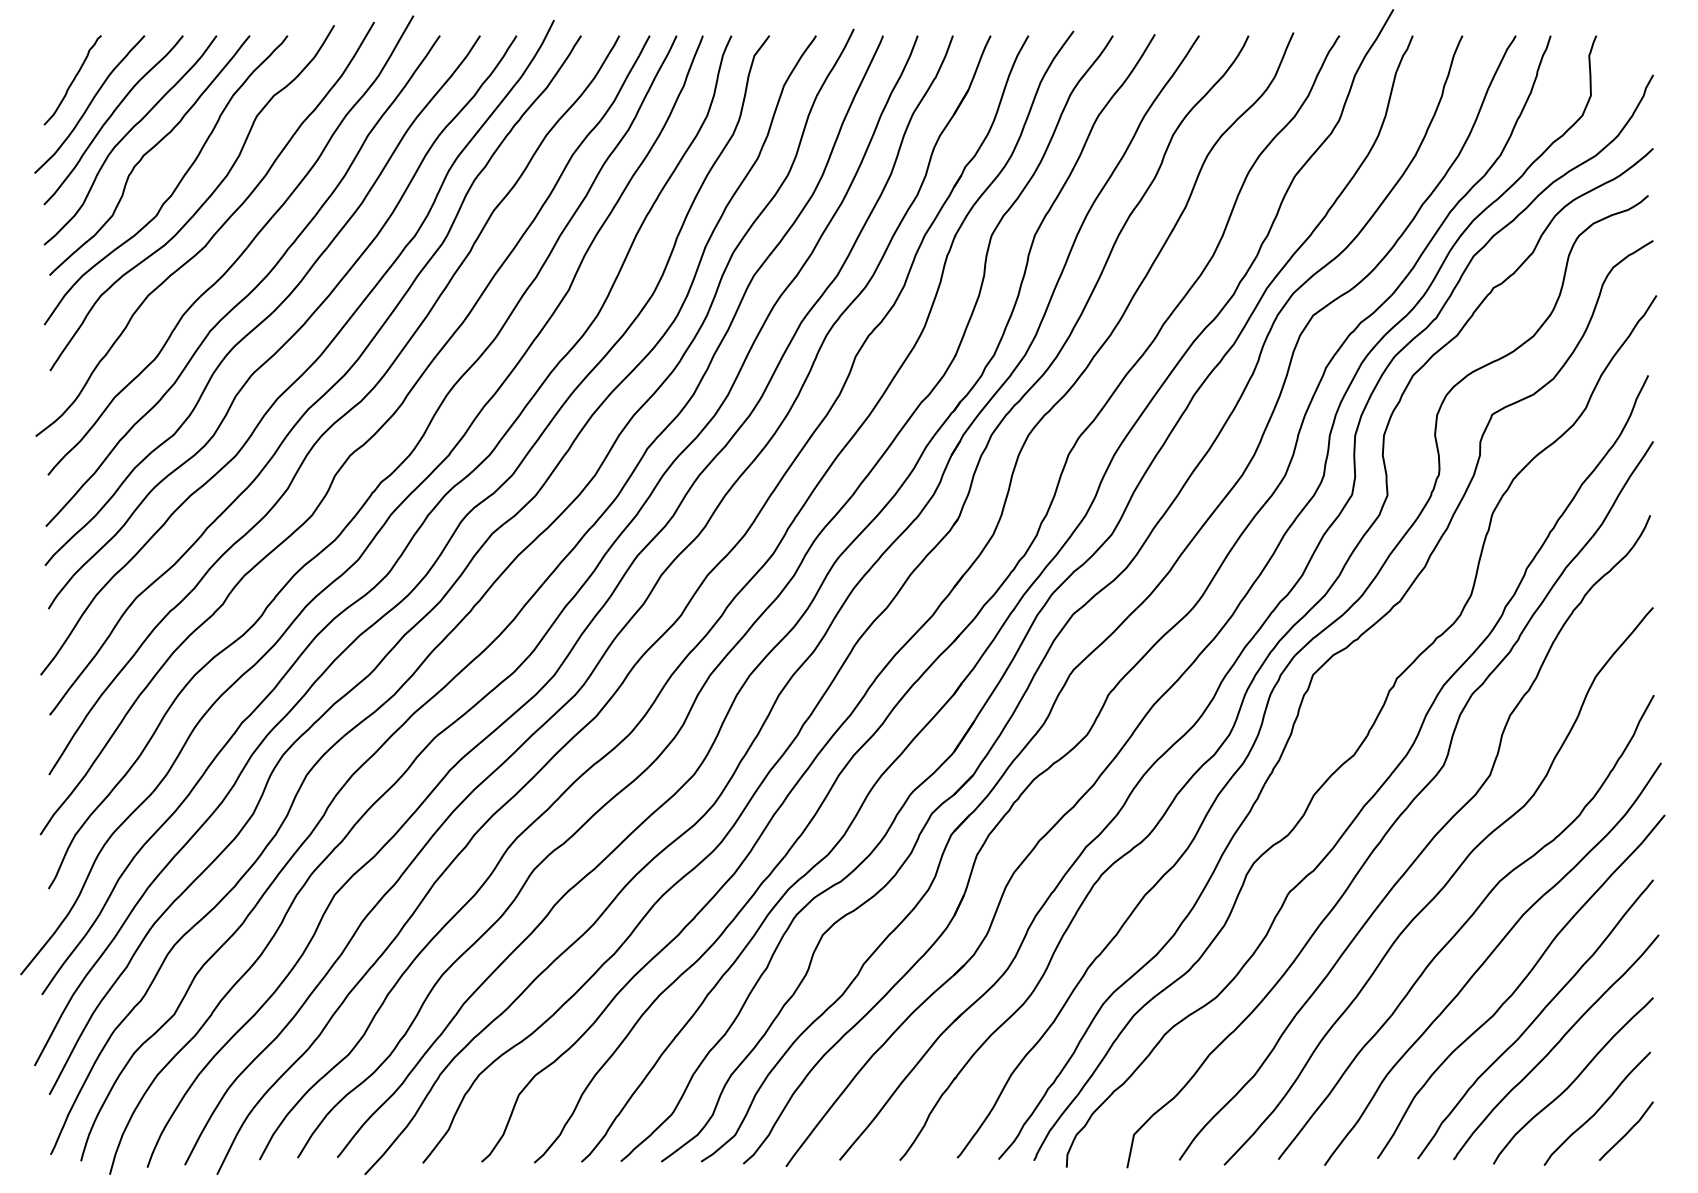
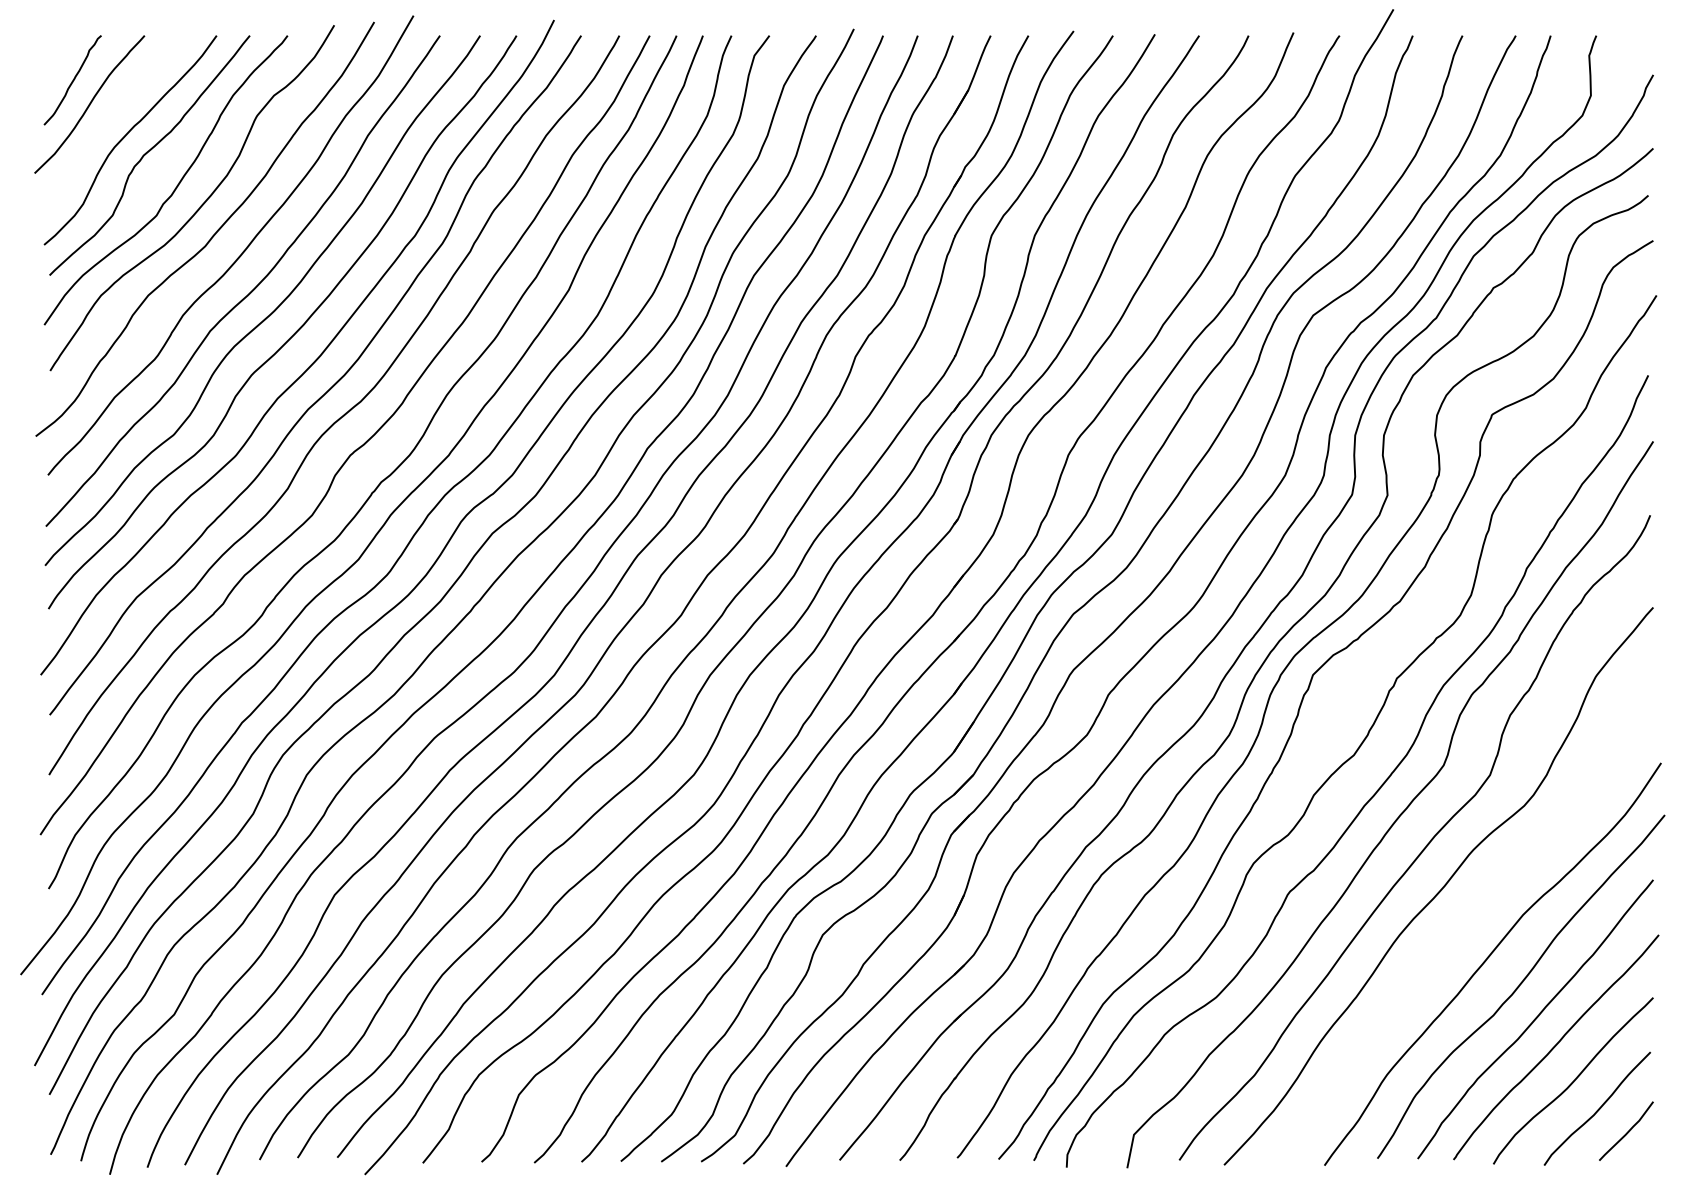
curve: present -> none (110, 118)
curve: present -> none (1465, 924)
